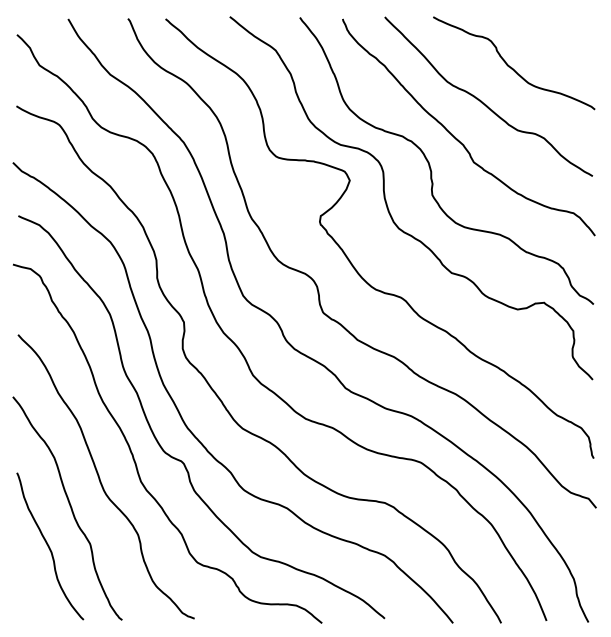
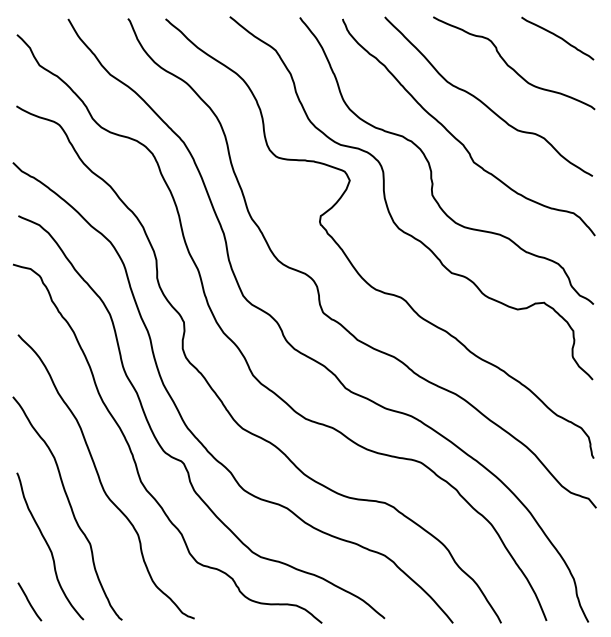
curve: none -> present (557, 37)
curve: none -> present (29, 601)
